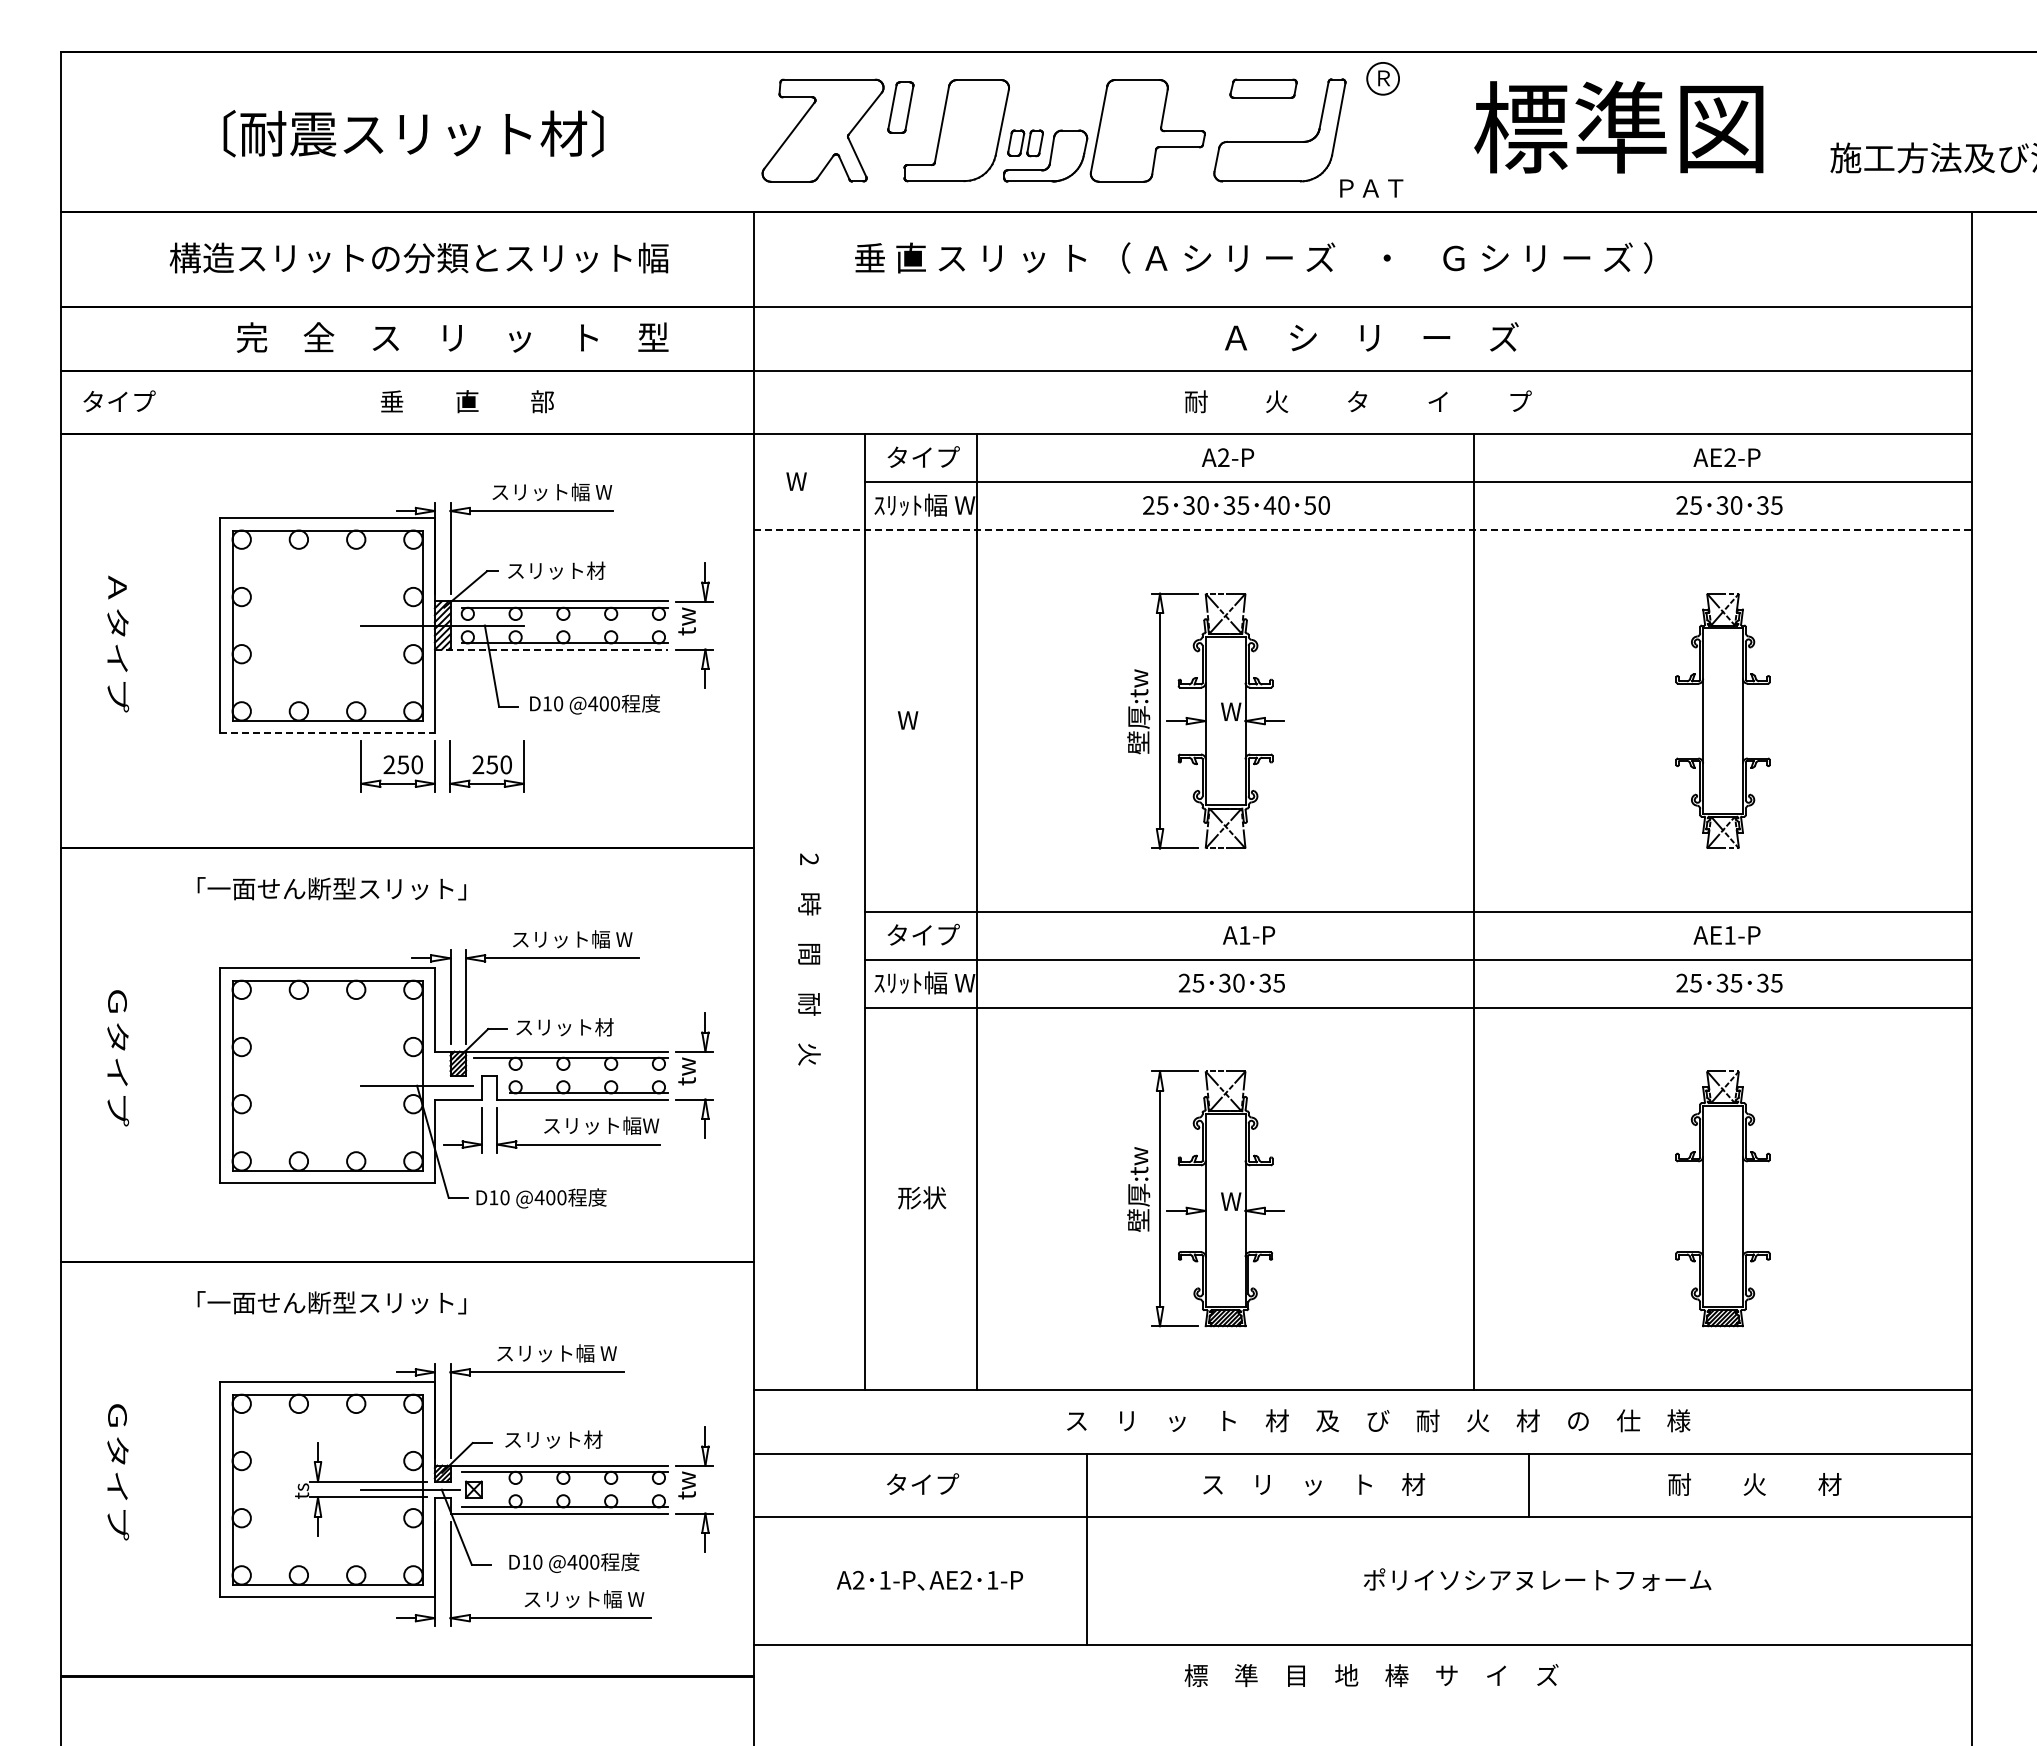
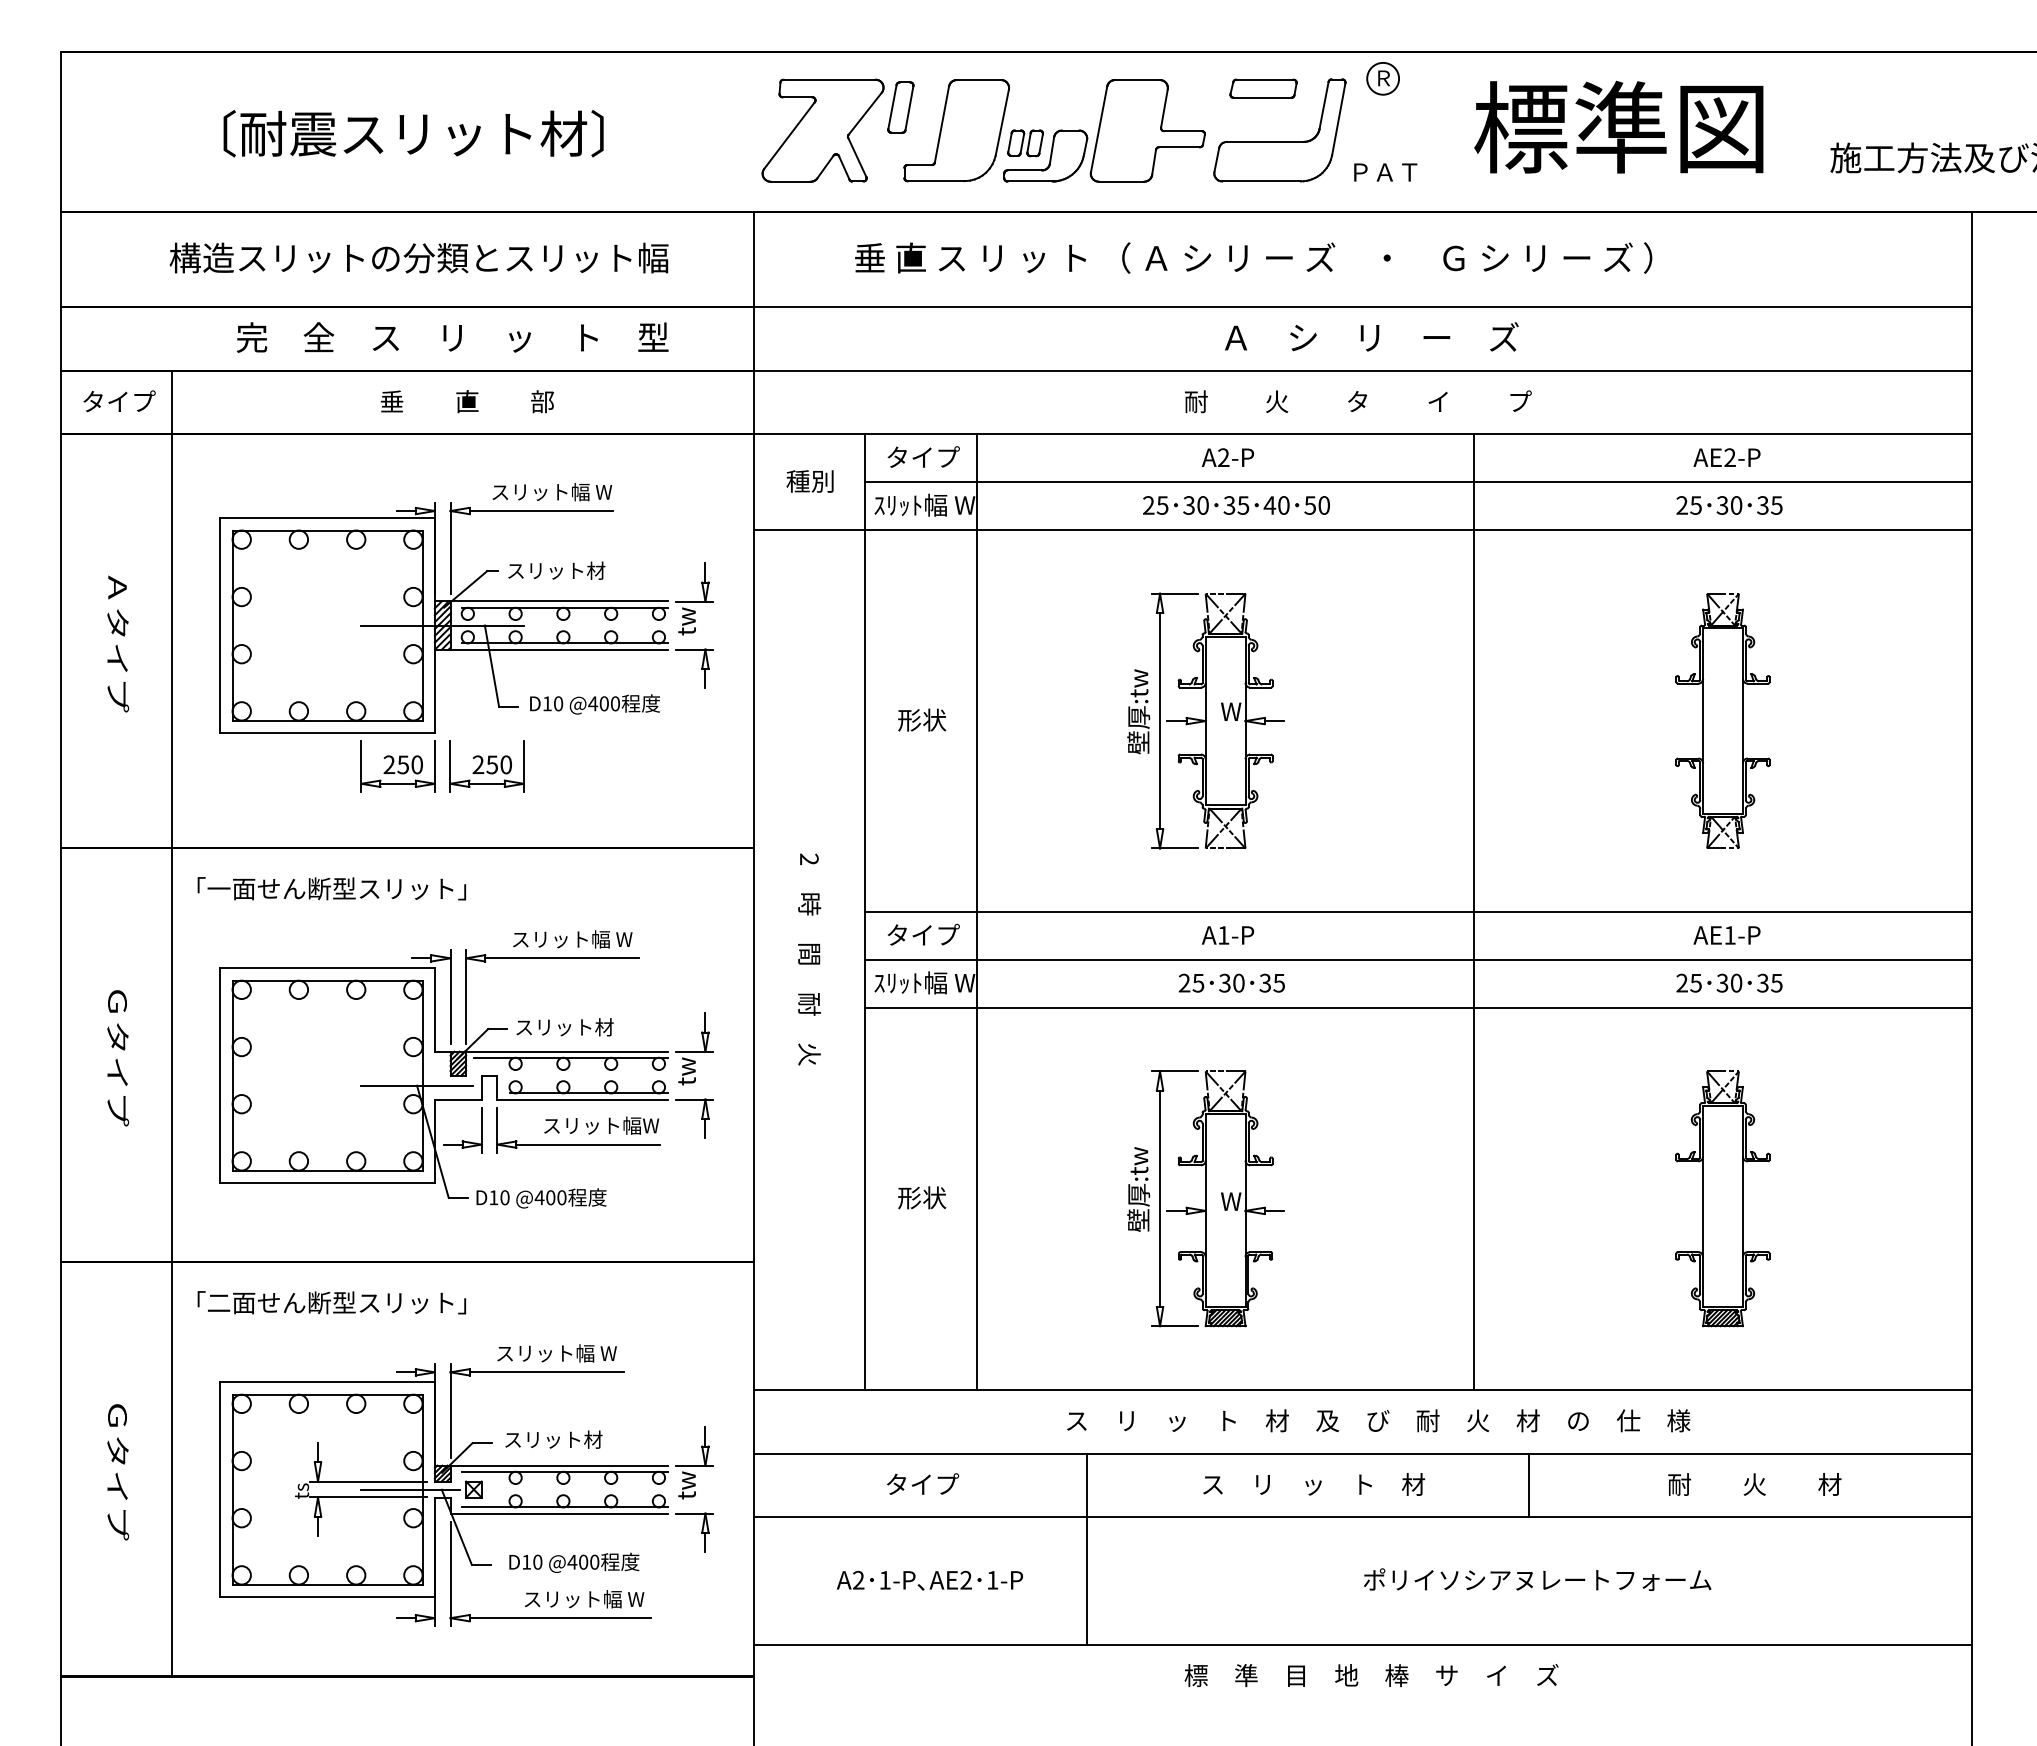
text position: (1371, 188) -> (1385, 172) (1385, 172)
text: W -> 種別 (809, 481)
line: dashed -> solid (1363, 530)
line: dashed -> solid (551, 649)
text: W -> 形状 (921, 719)
line: dashed -> solid (328, 732)
text position: (1249, 935) -> (1228, 935) (1228, 935)
text: 35 -> 30 (1736, 982)
line: none -> present (172, 1023)
text: 「一面せん断型スリット」 -> 「二面せん断型スリット」 (218, 1302)
